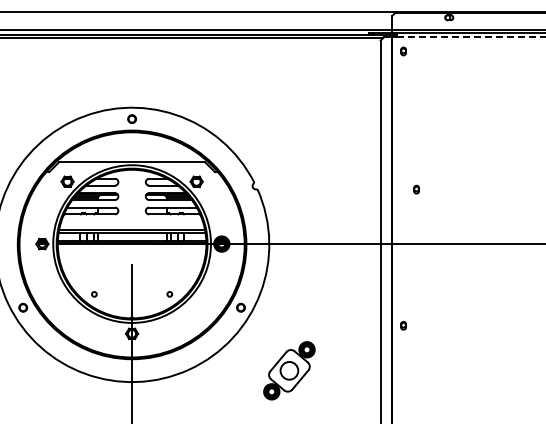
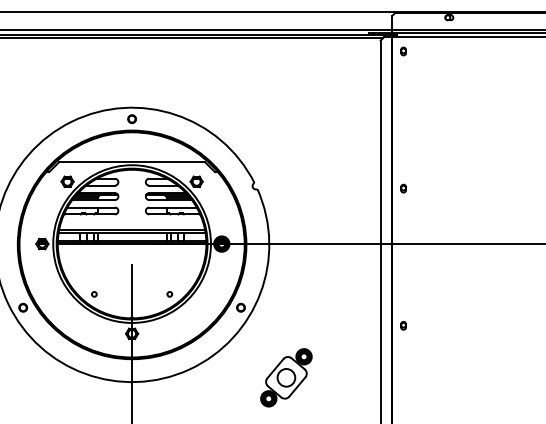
line: dashed -> solid (471, 37)
part position: (416, 189) -> (403, 188) (403, 188)
part position: (289, 370) -> (286, 377) (286, 377)
